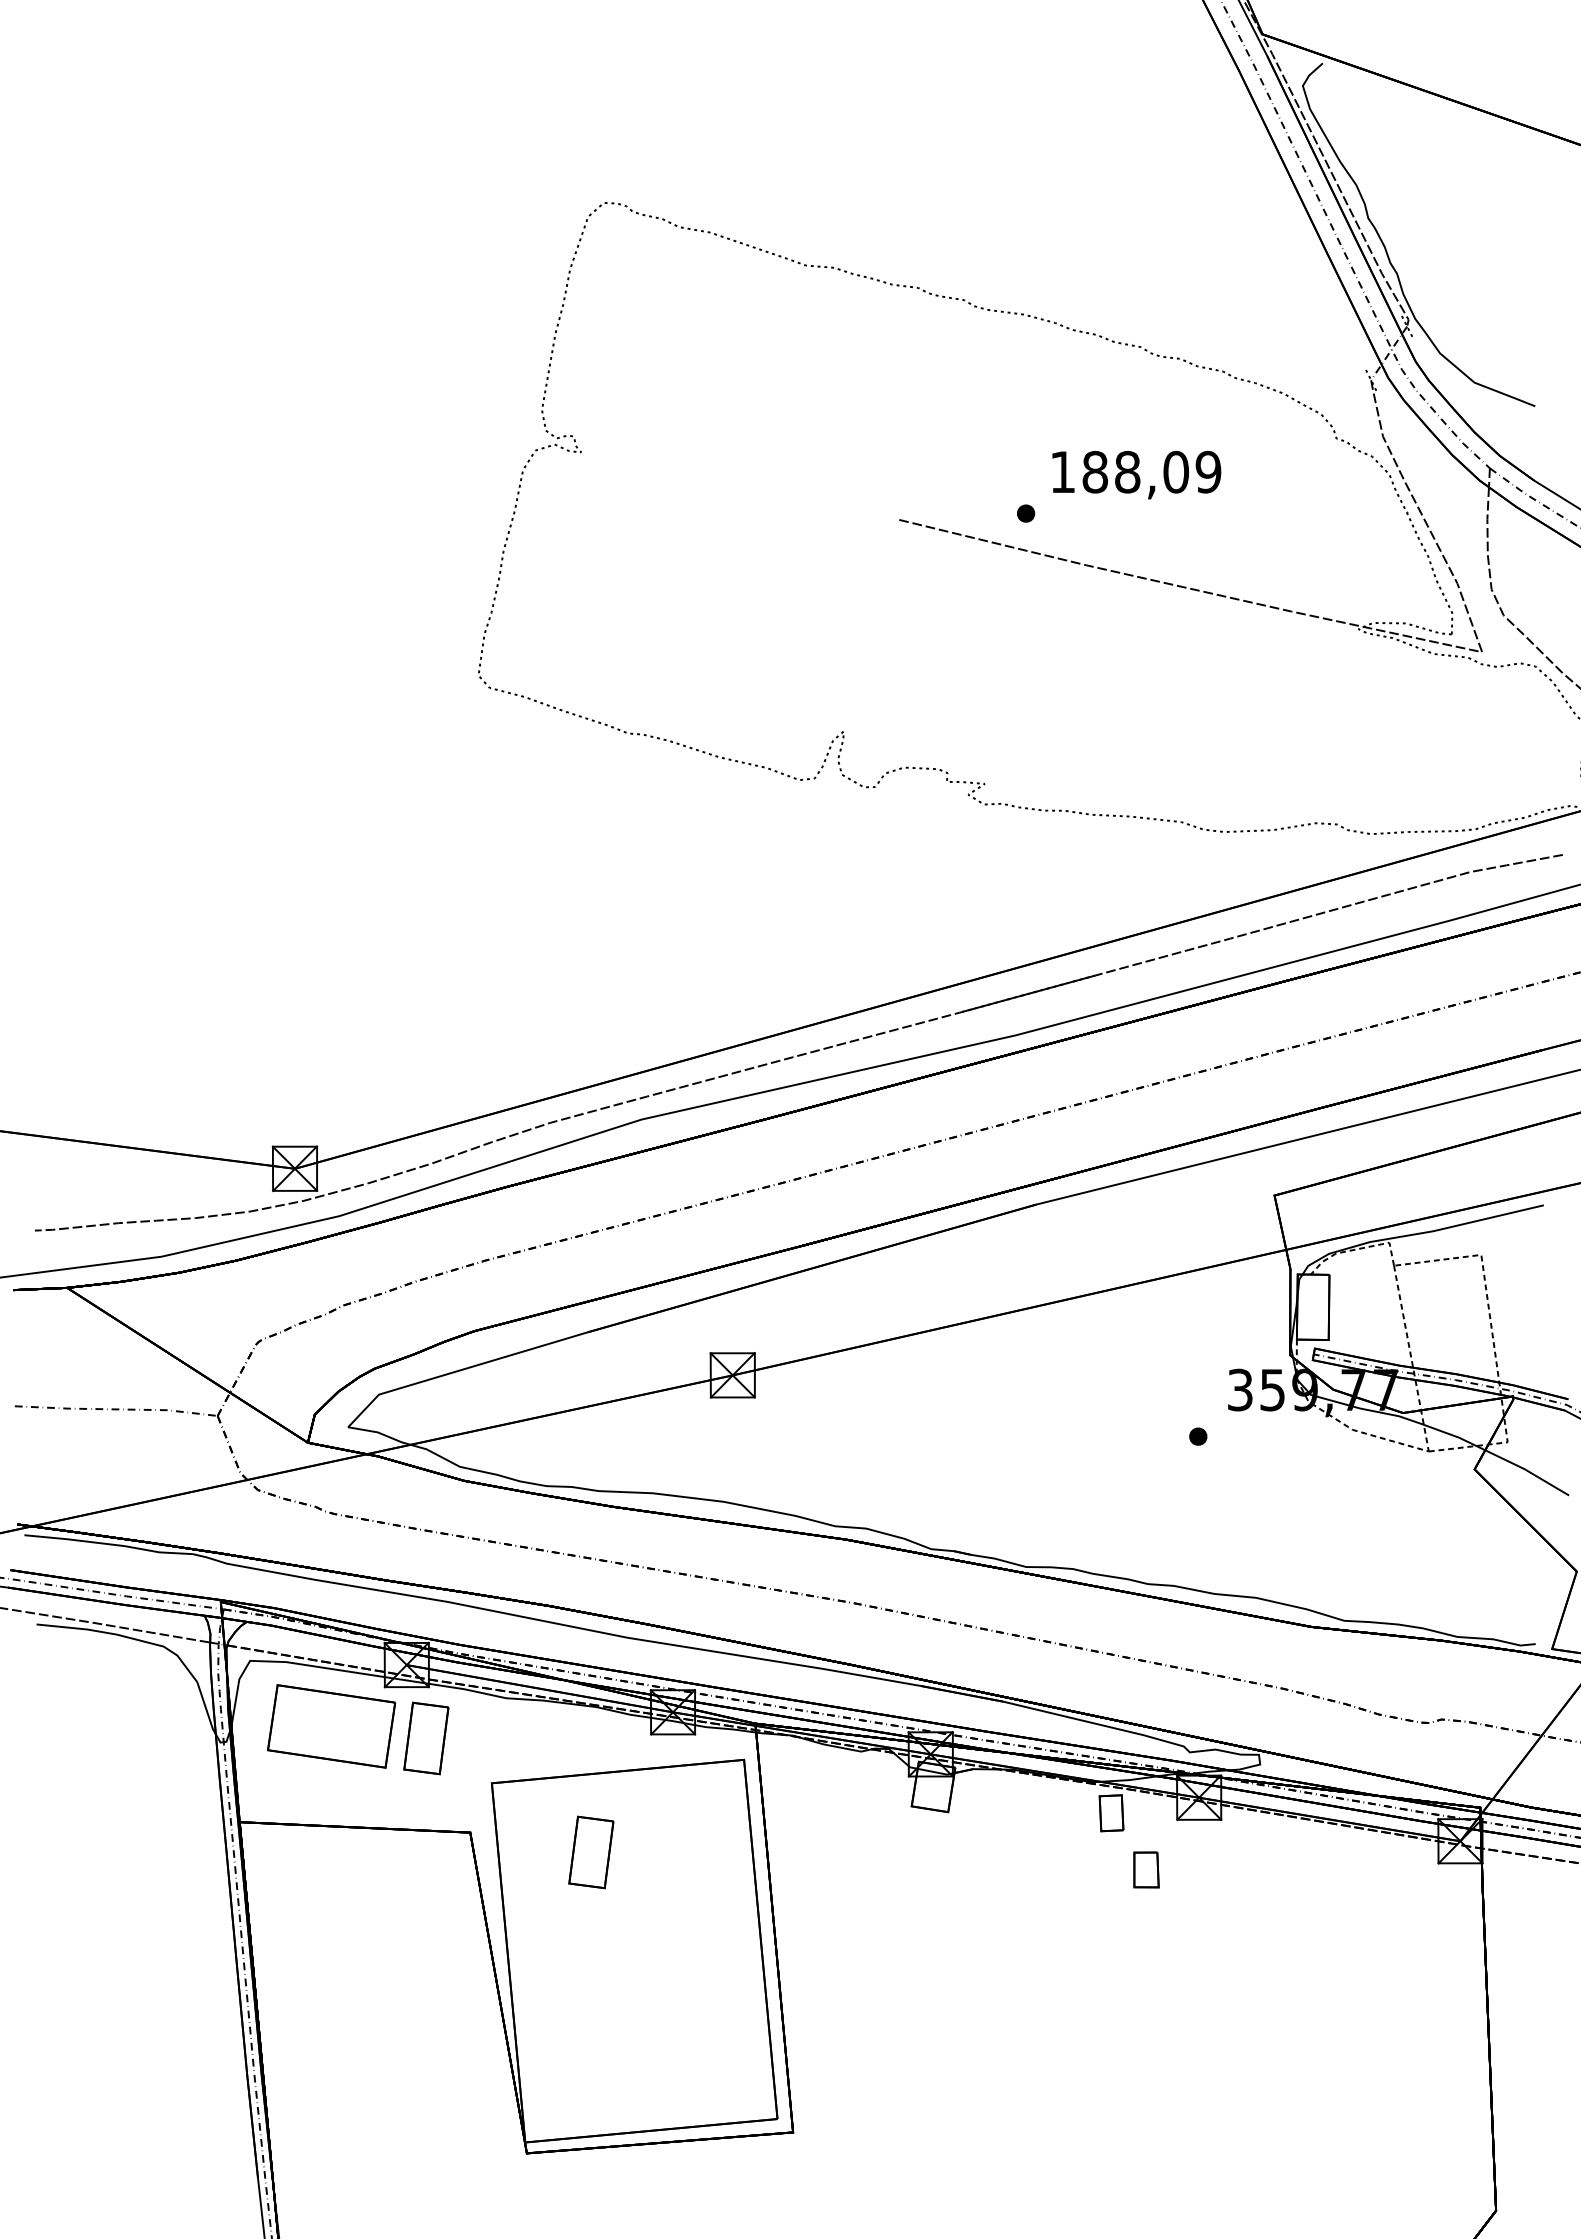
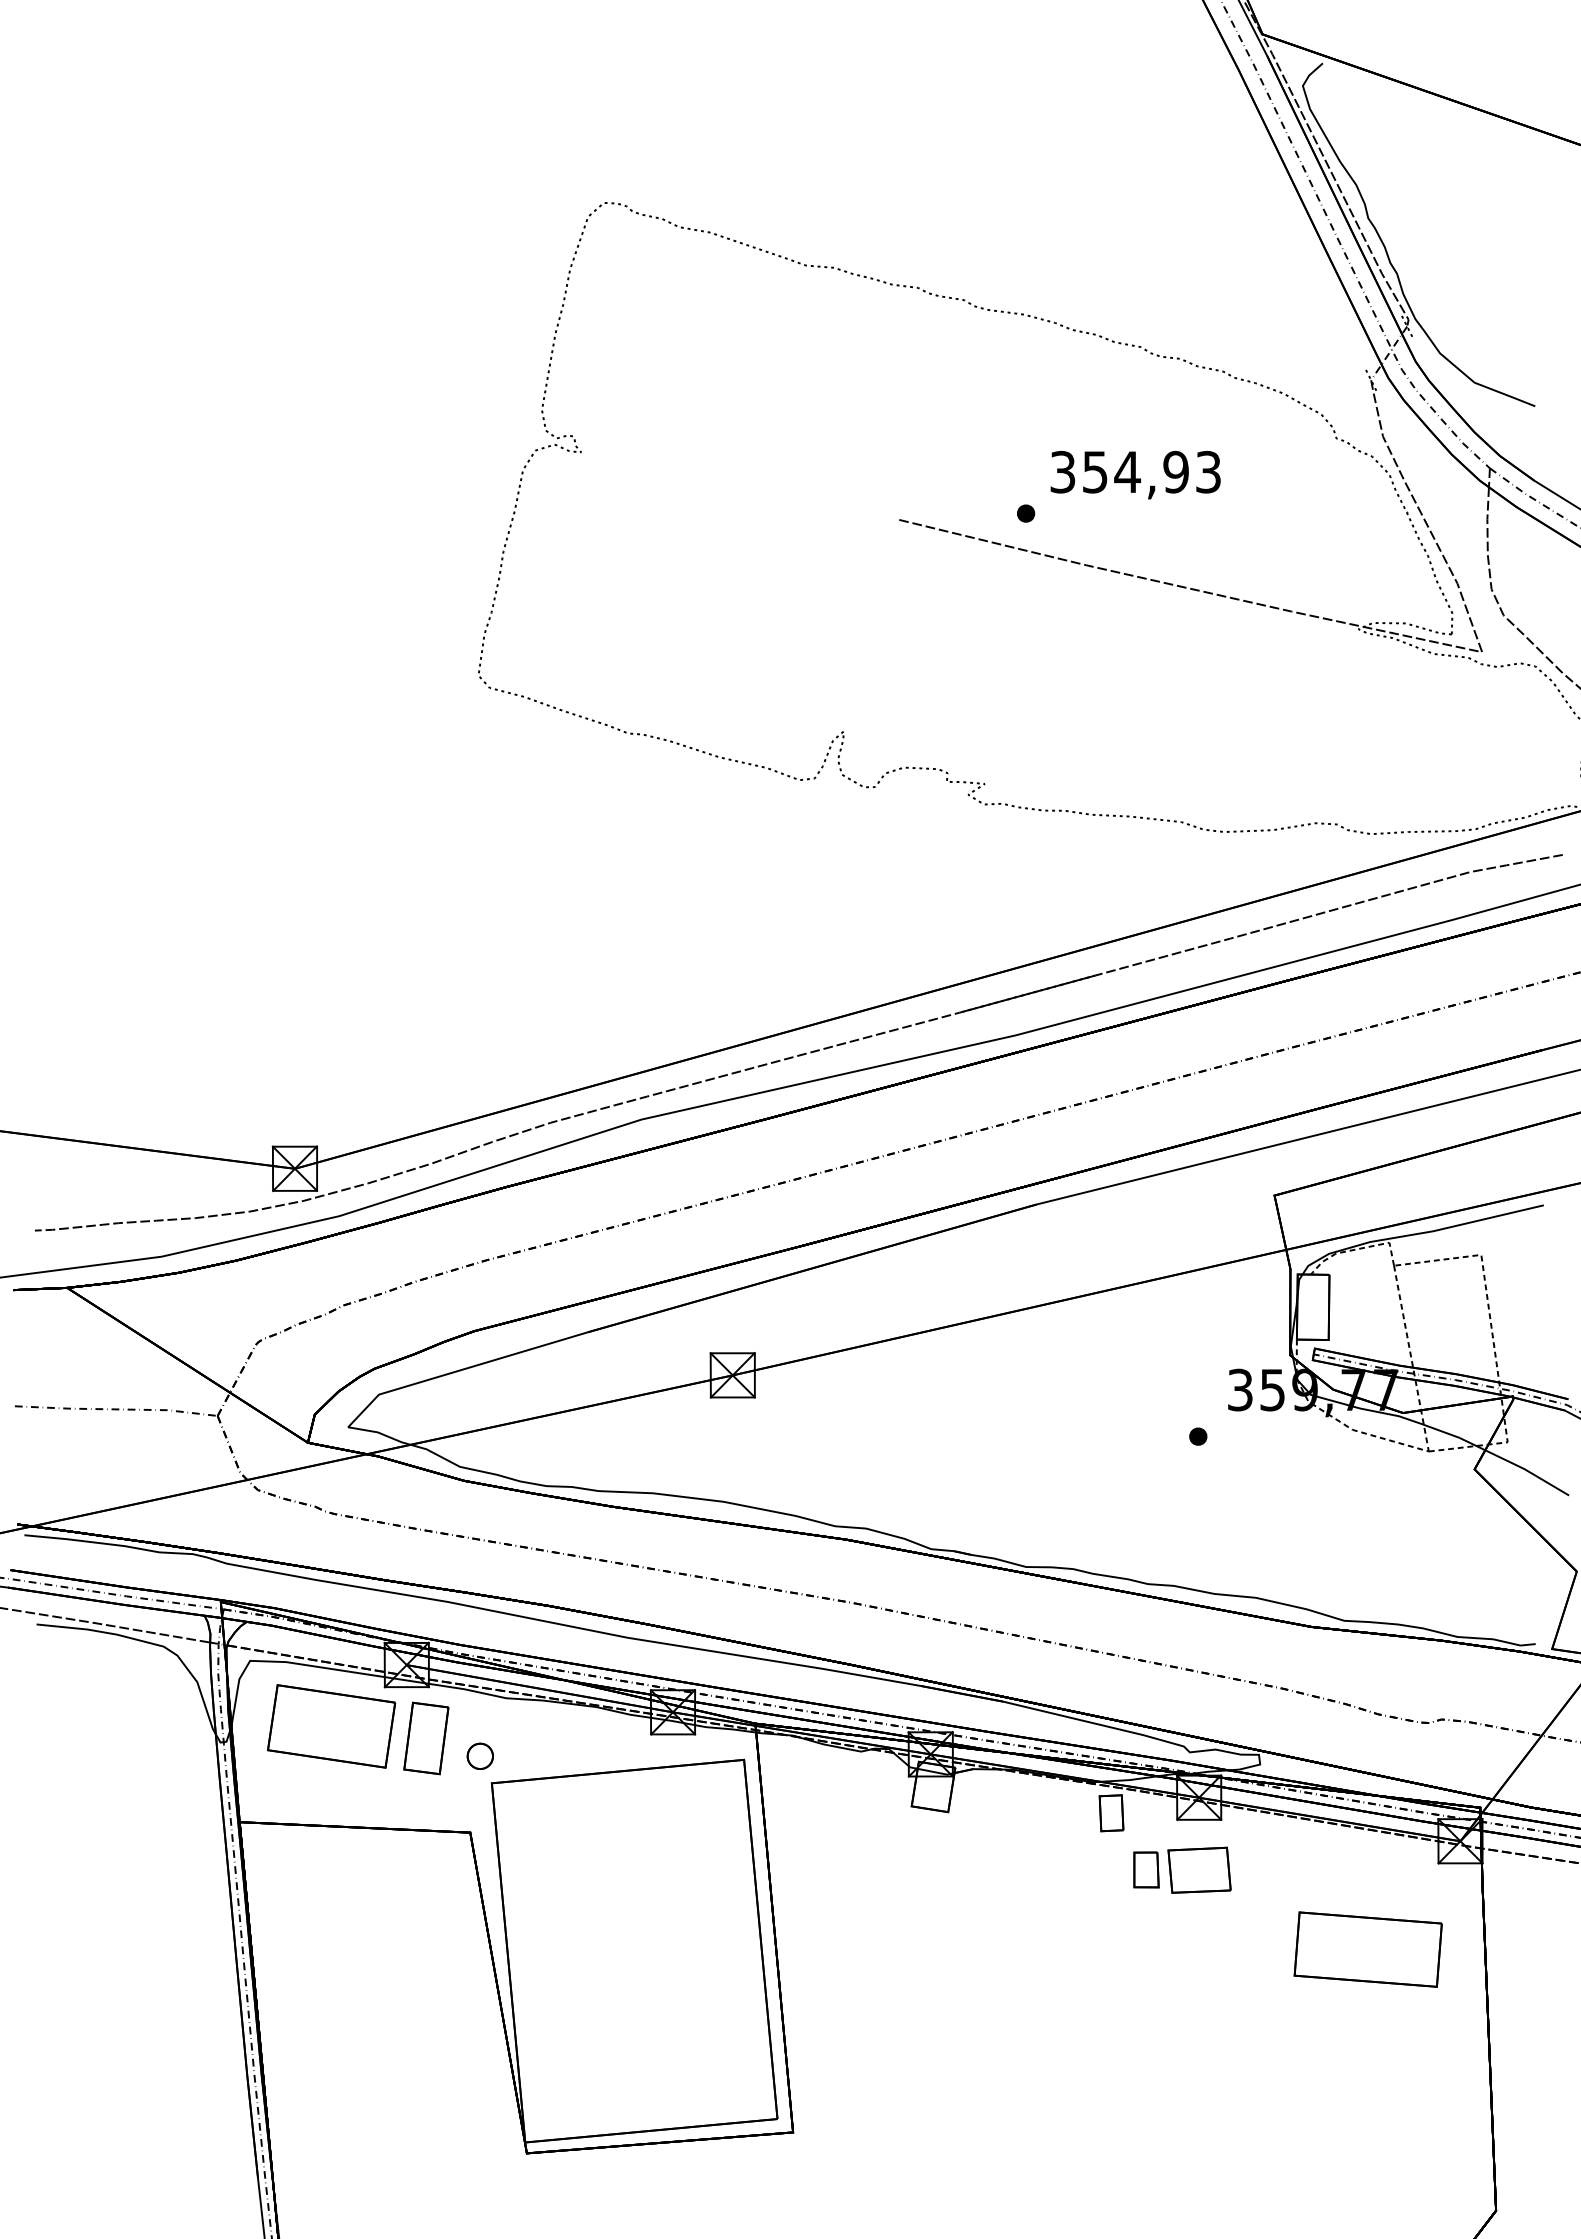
text: 188,09 -> 354,93 (1135, 471)
part: none -> present (479, 1755)
part: present -> none (591, 1852)
part: none -> present (1199, 1869)
part: none -> present (1367, 1949)
